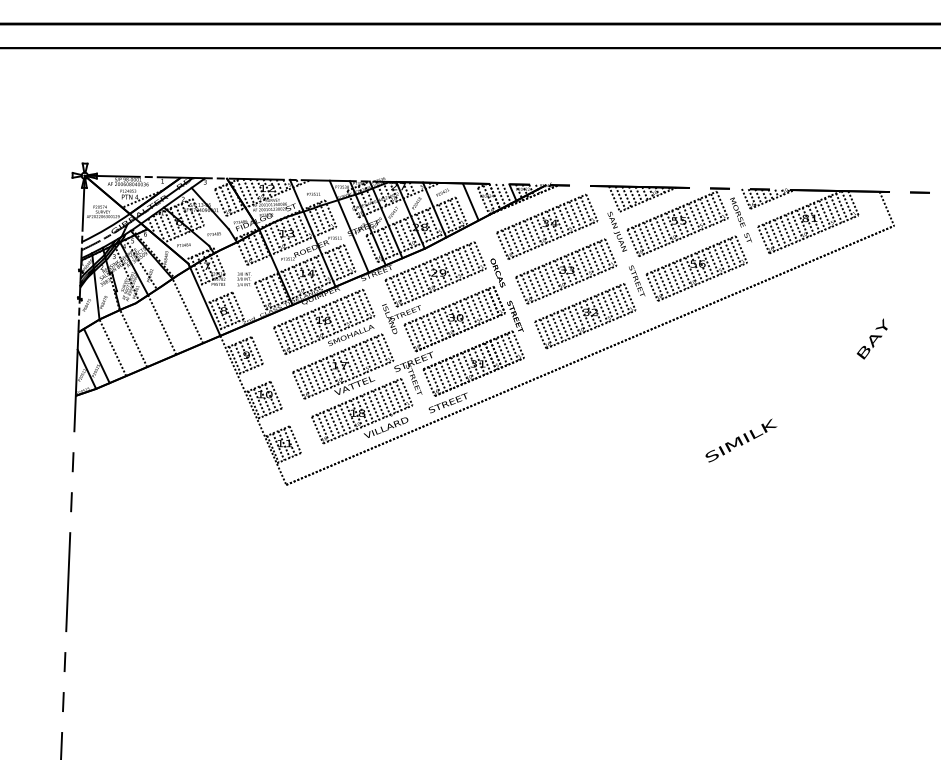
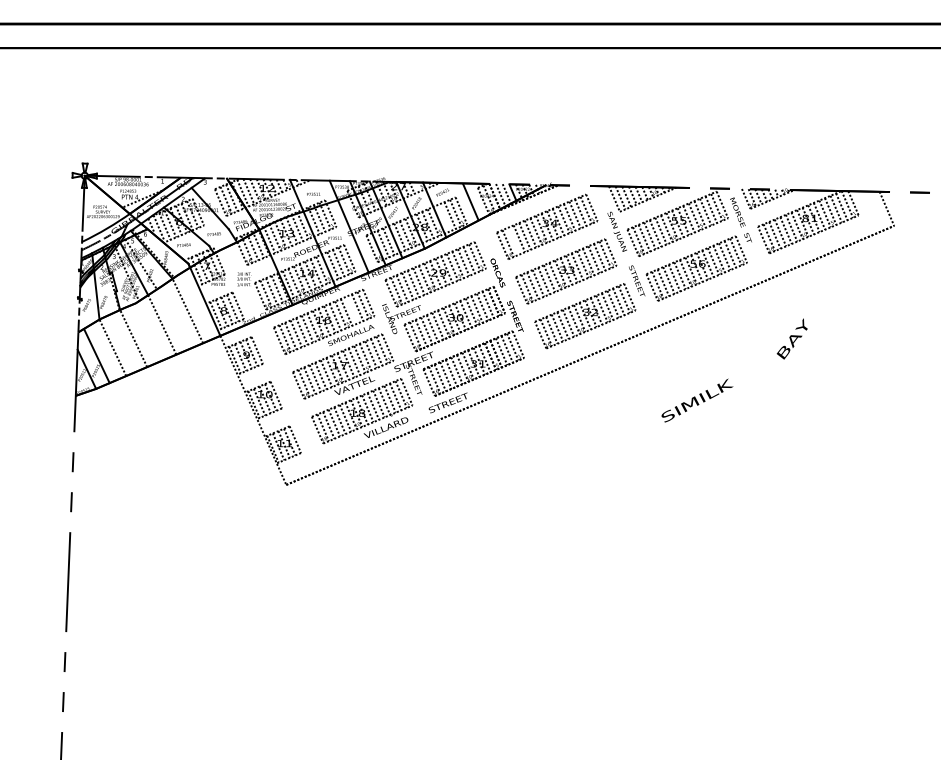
line: present -> none (444, 217)
line: present -> none (513, 240)
line: present -> none (351, 309)
text position: (871, 338) -> (791, 338) (791, 338)
text position: (741, 440) -> (697, 400) (697, 400)
